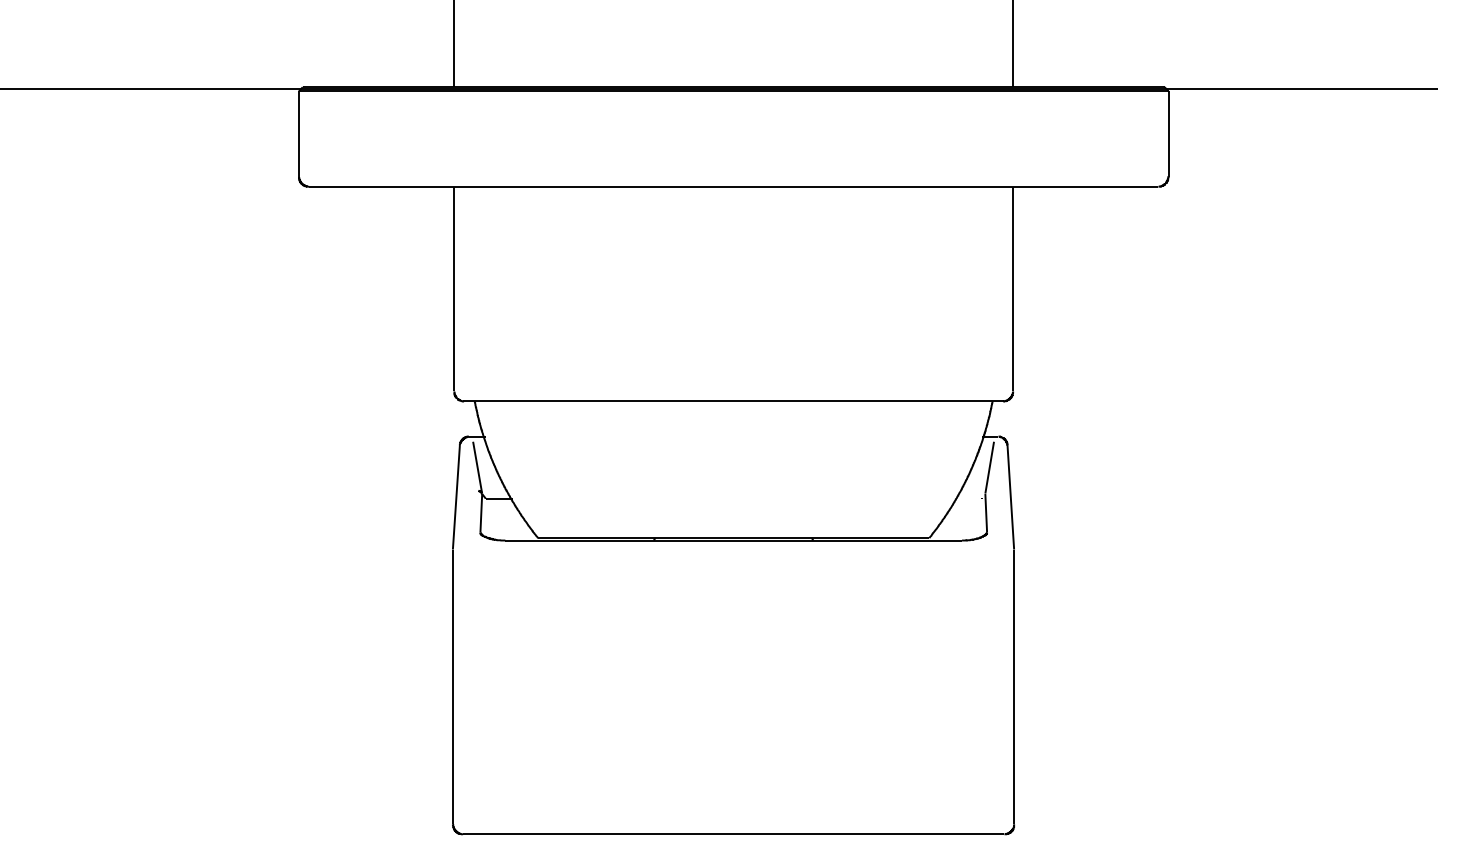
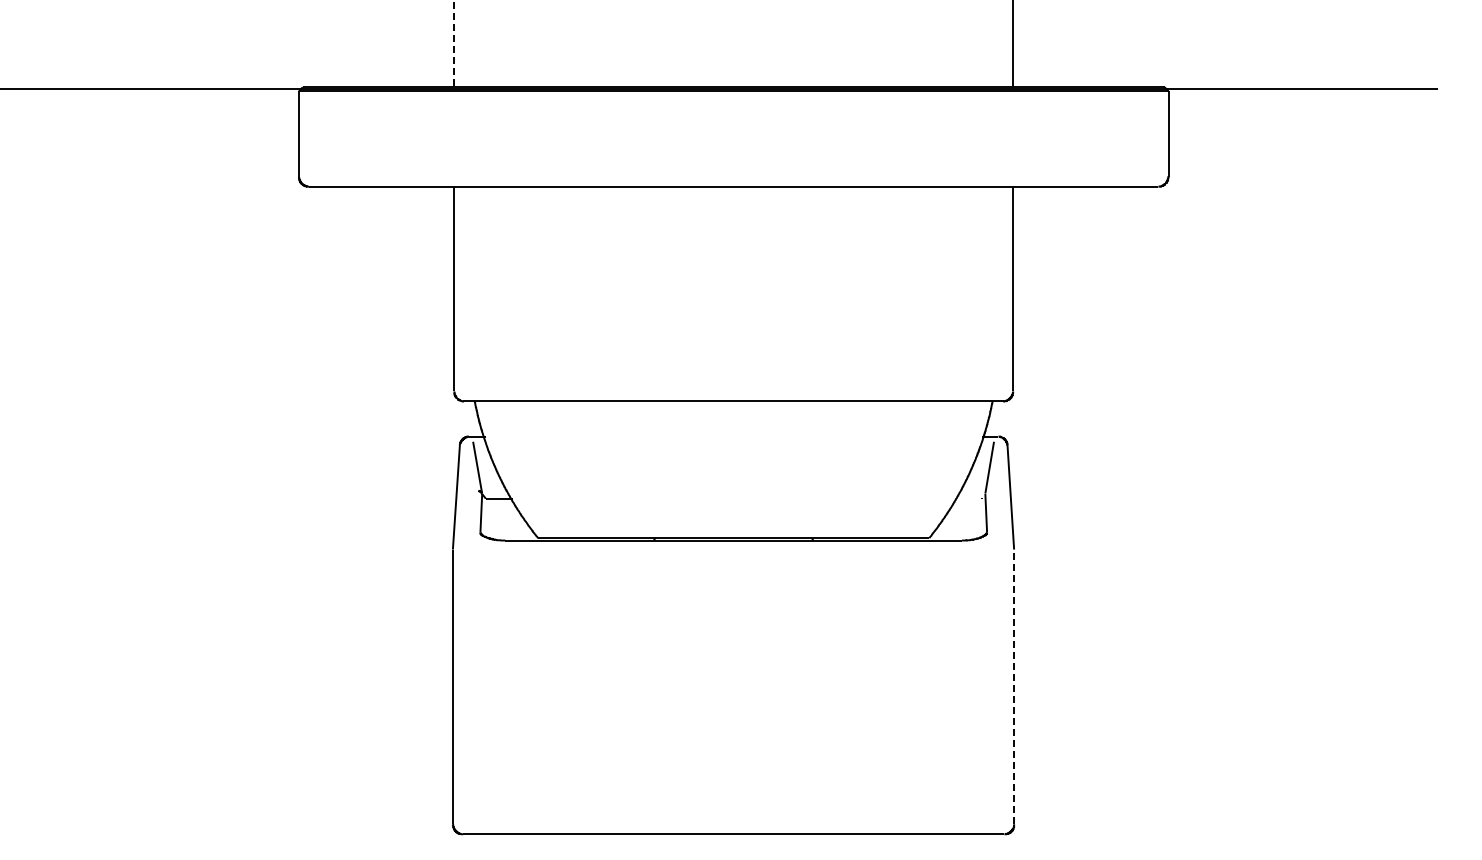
line: solid -> dashed (454, 44)
line: solid -> dashed (1014, 687)
